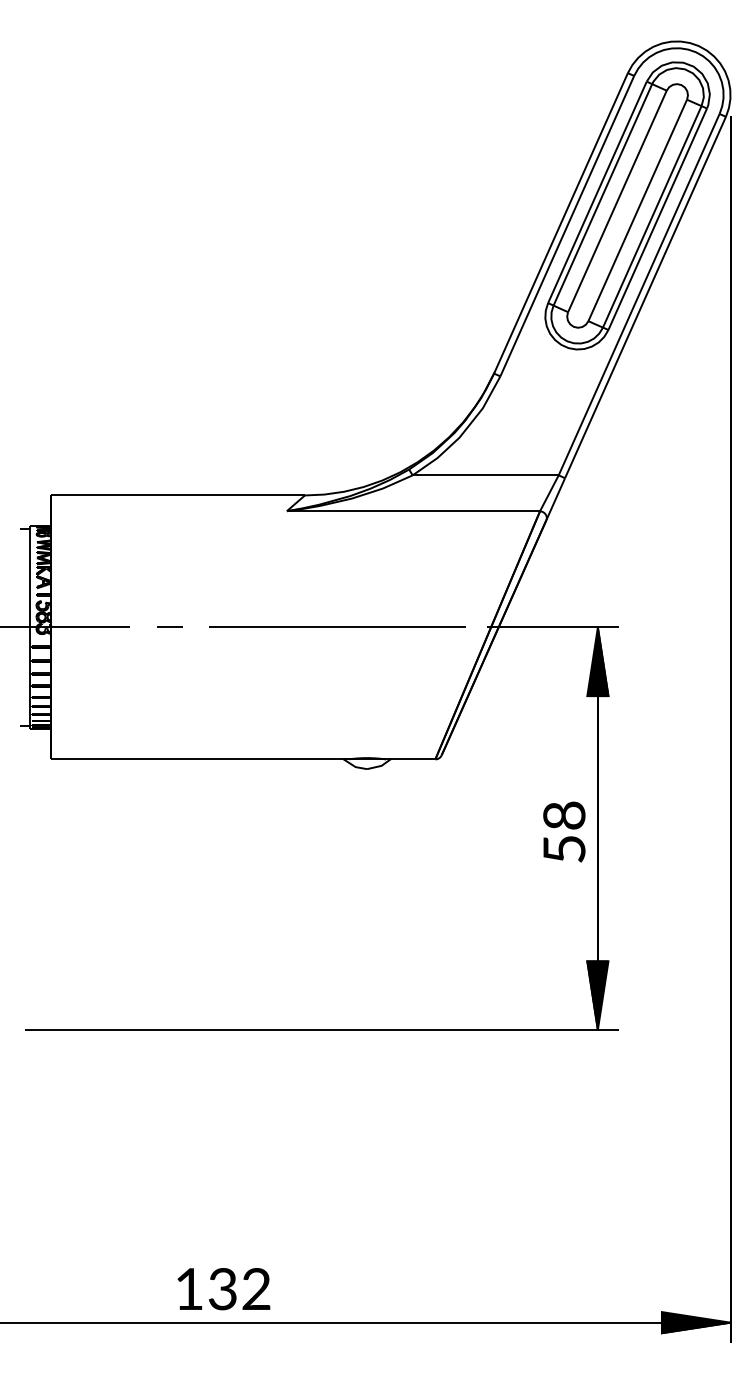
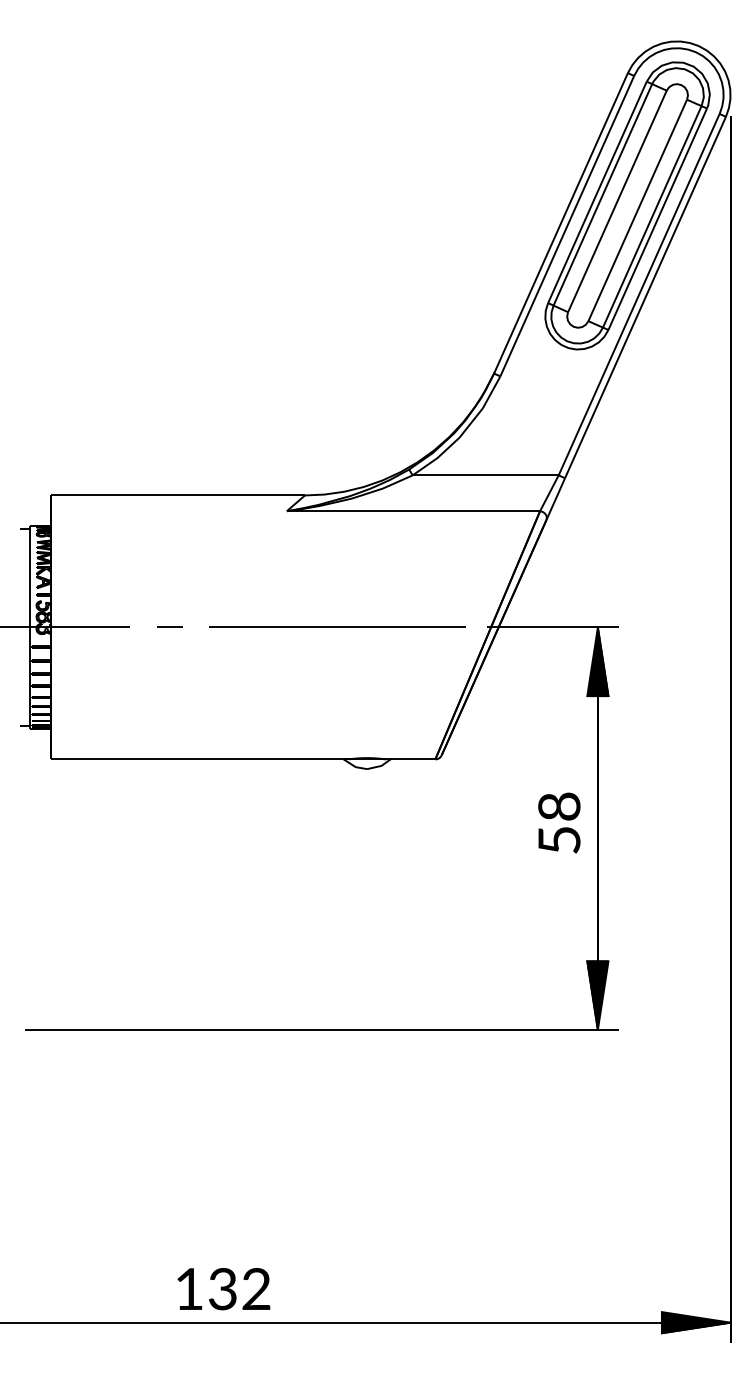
text position: (564, 831) -> (559, 822) (559, 822)
